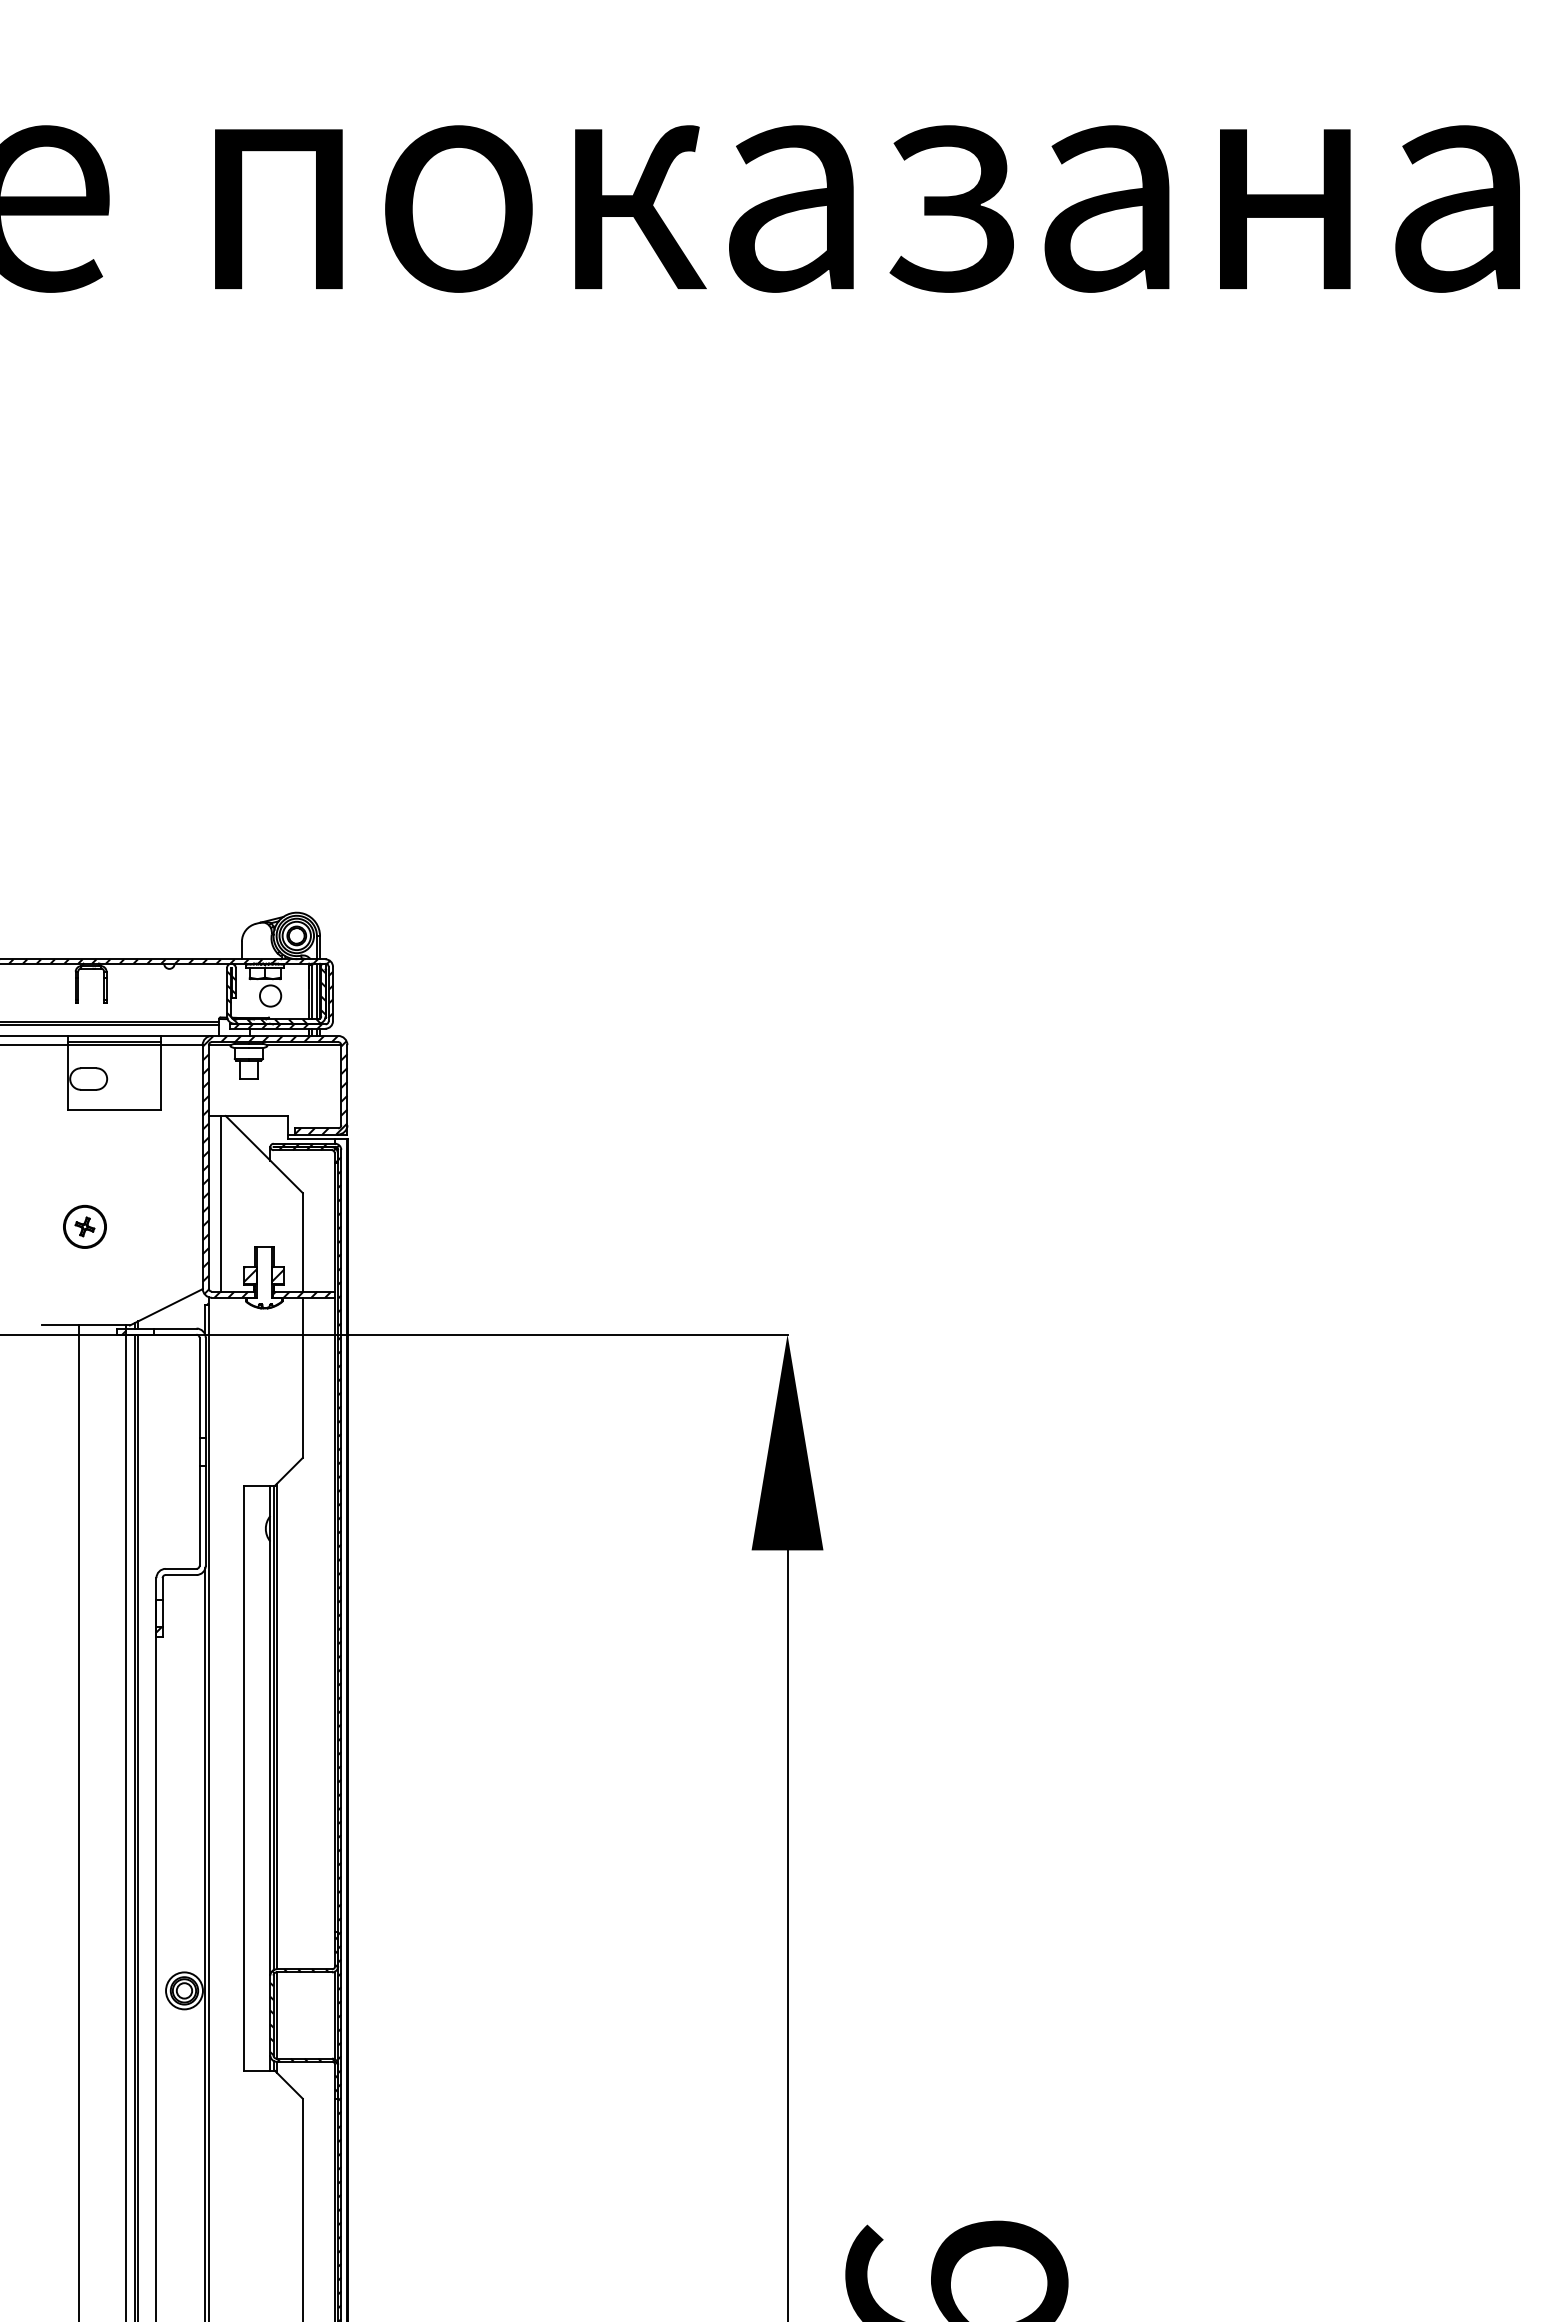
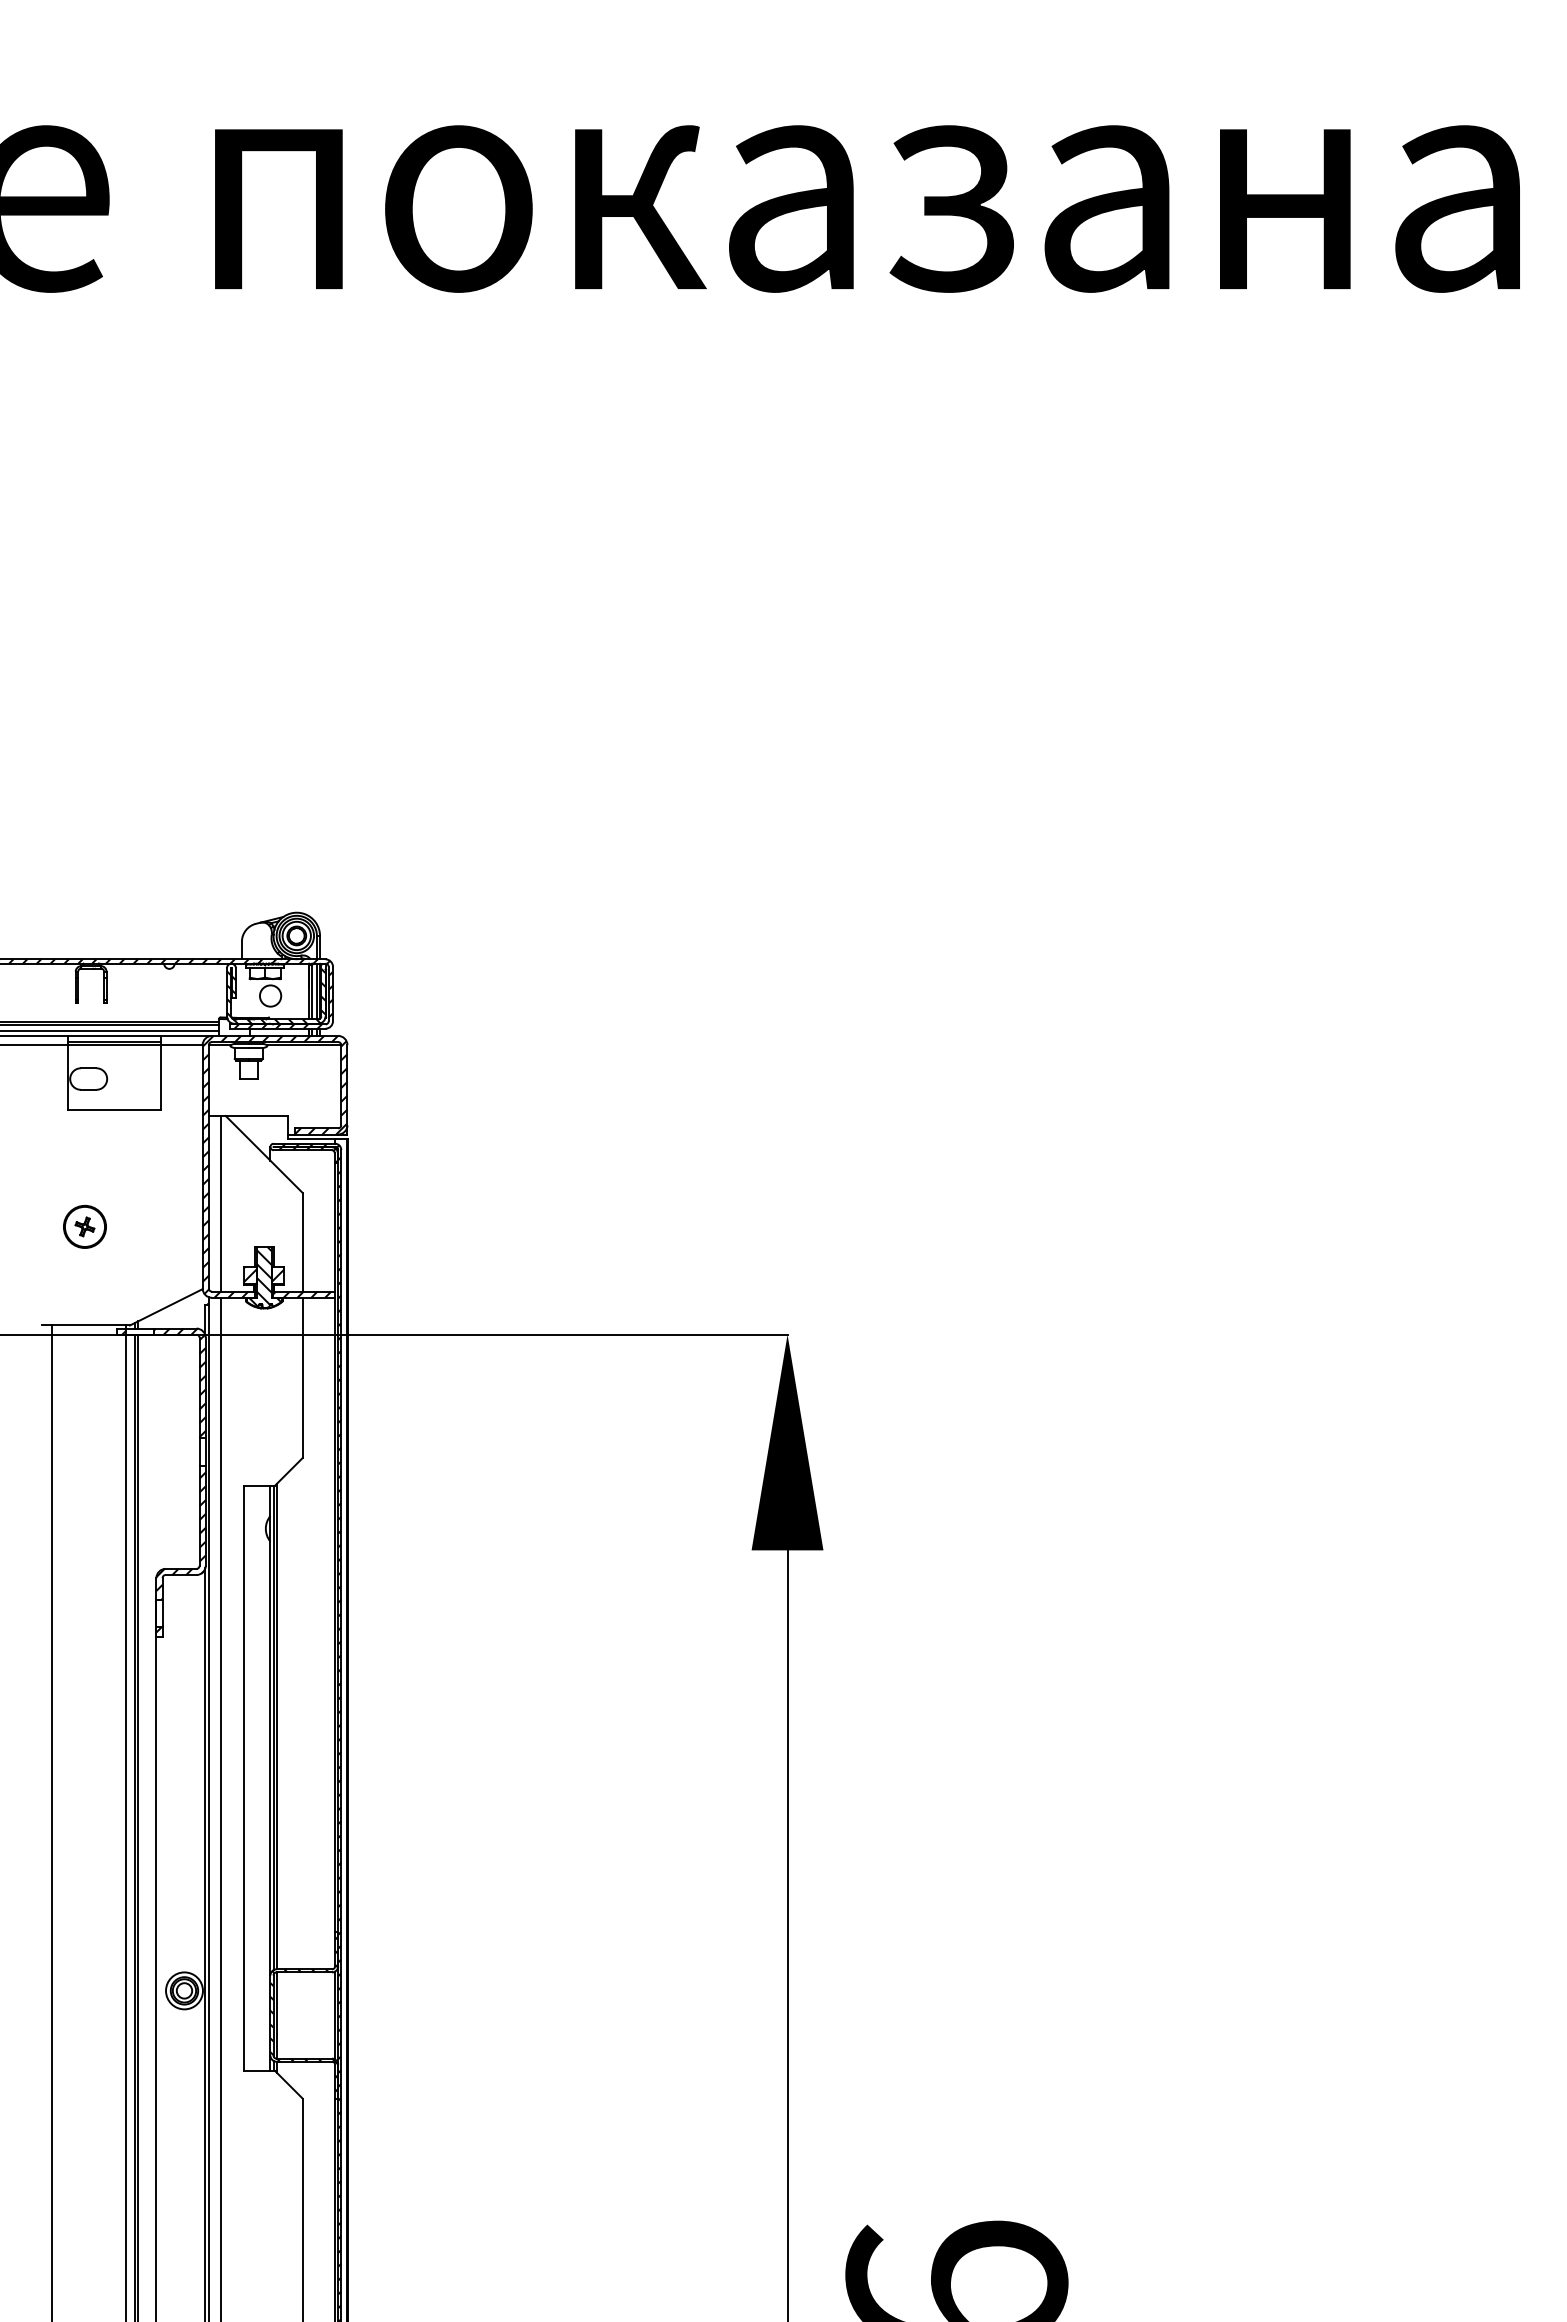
line: none -> present (110, 1031)
hatch: none -> present (265, 1276)
hatch: none -> present (179, 1382)
hatch: none -> present (180, 1535)
line: none -> present (221, 1807)
line position: (79, 1821) -> (52, 1821) (52, 1821)
